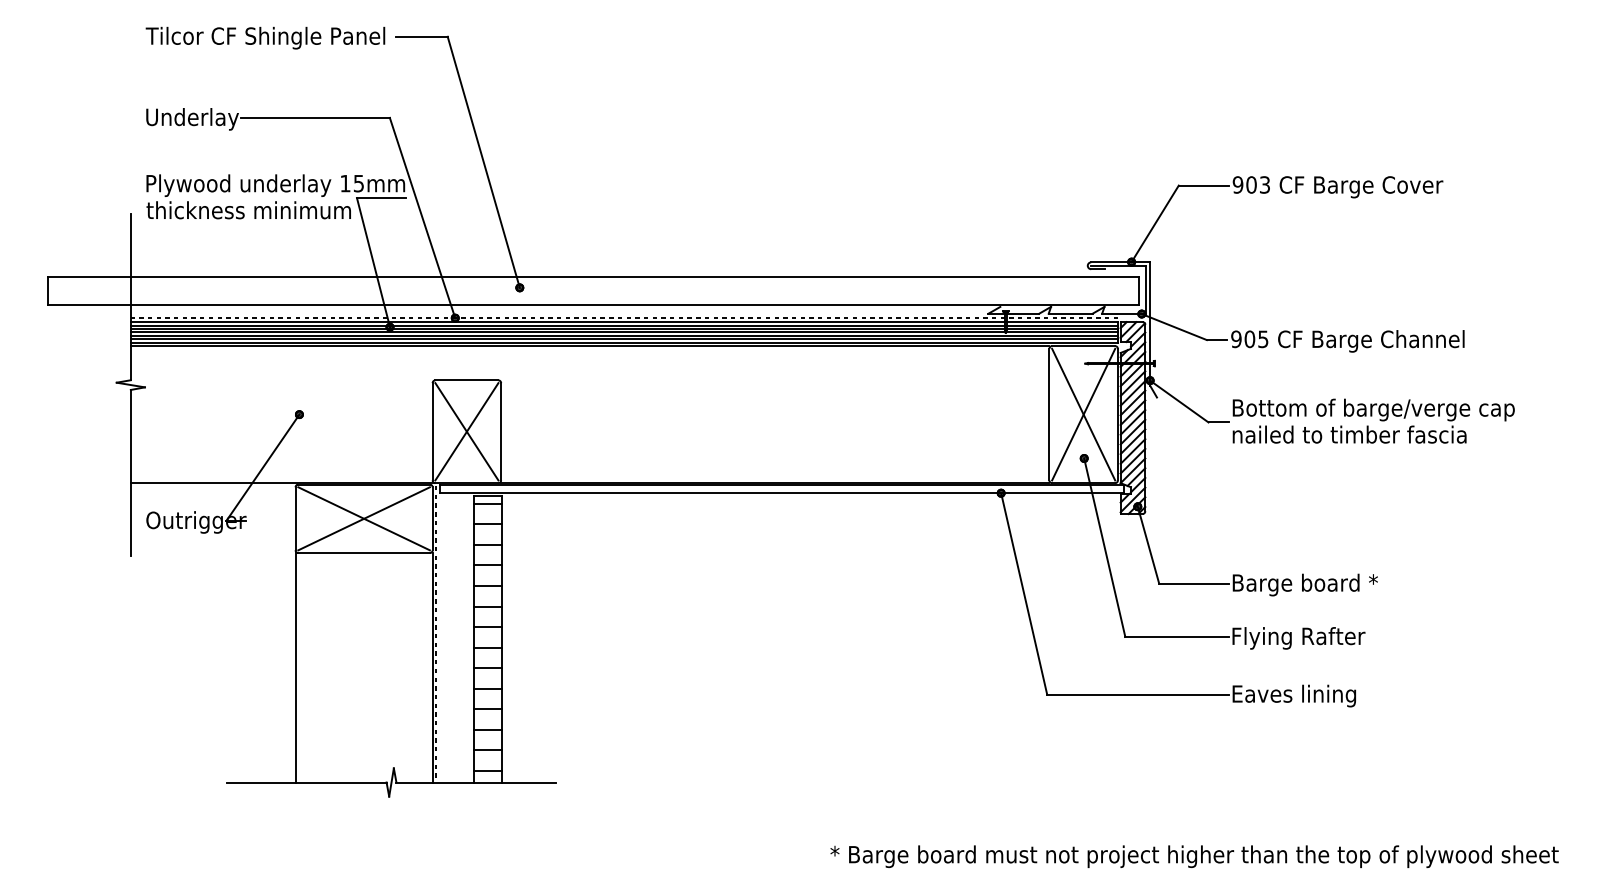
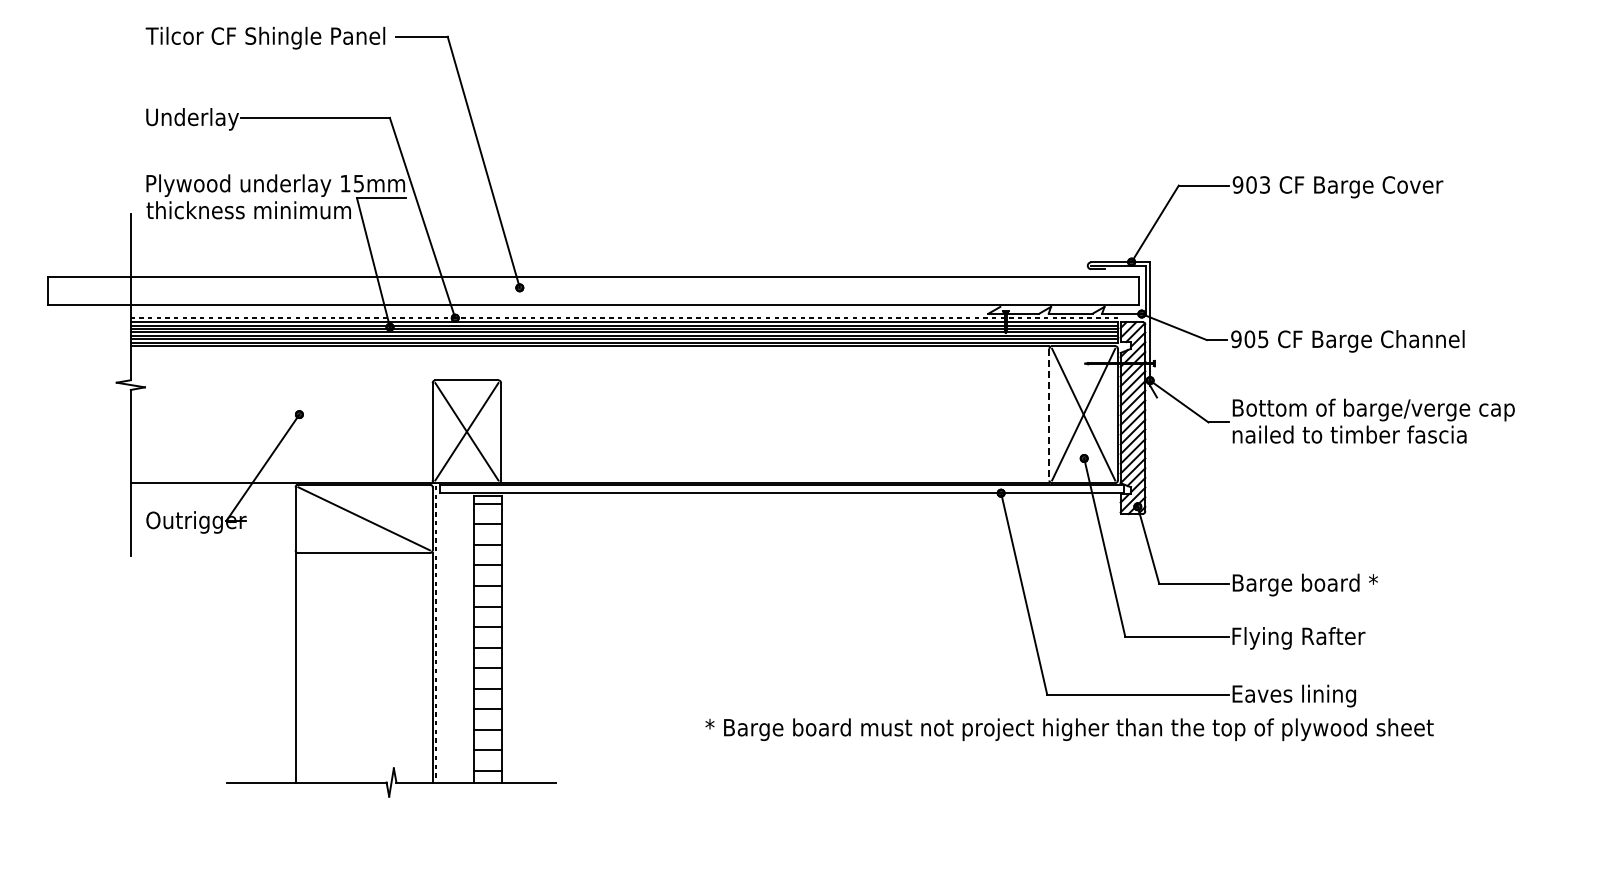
line: solid -> dashed (1049, 414)
line: present -> none (363, 518)
text position: (1194, 856) -> (1069, 729) (1069, 729)
